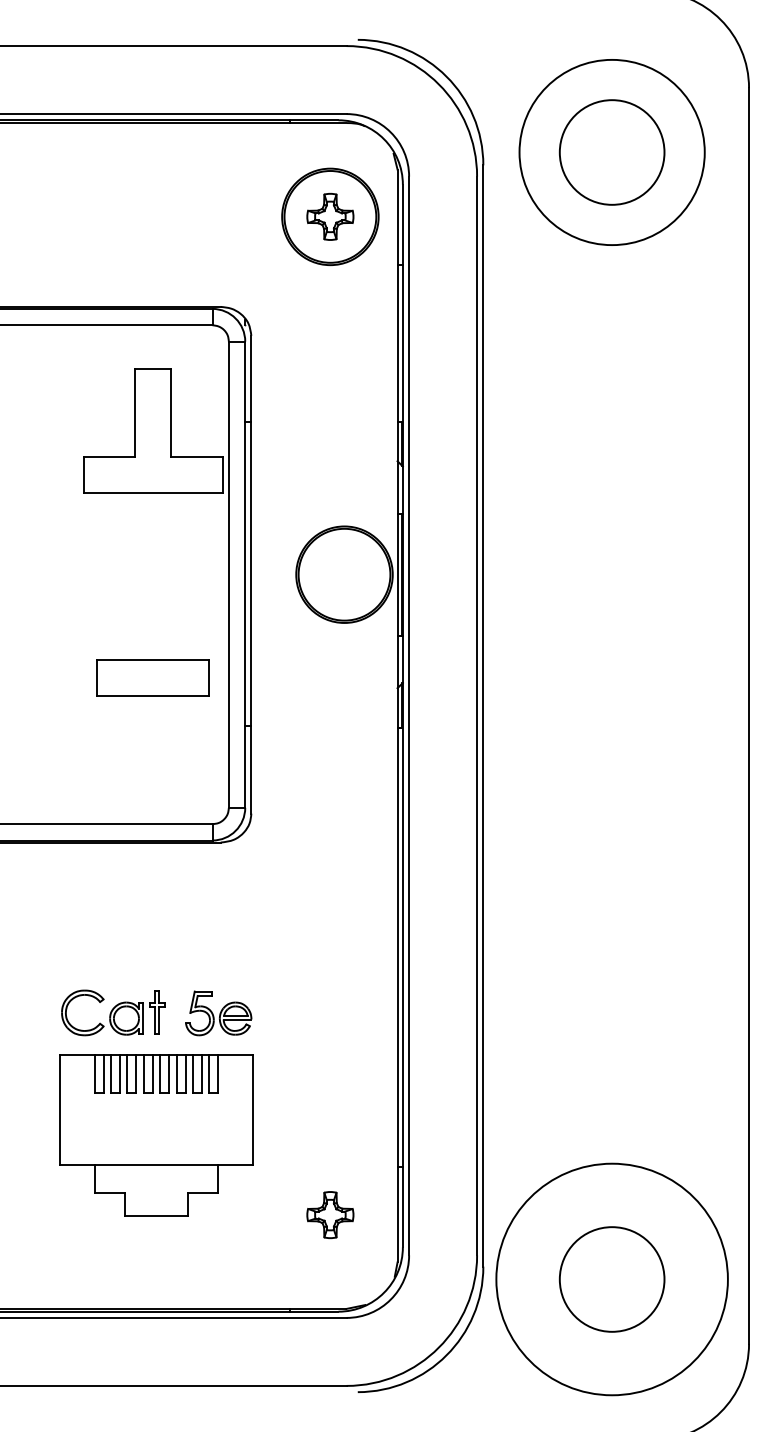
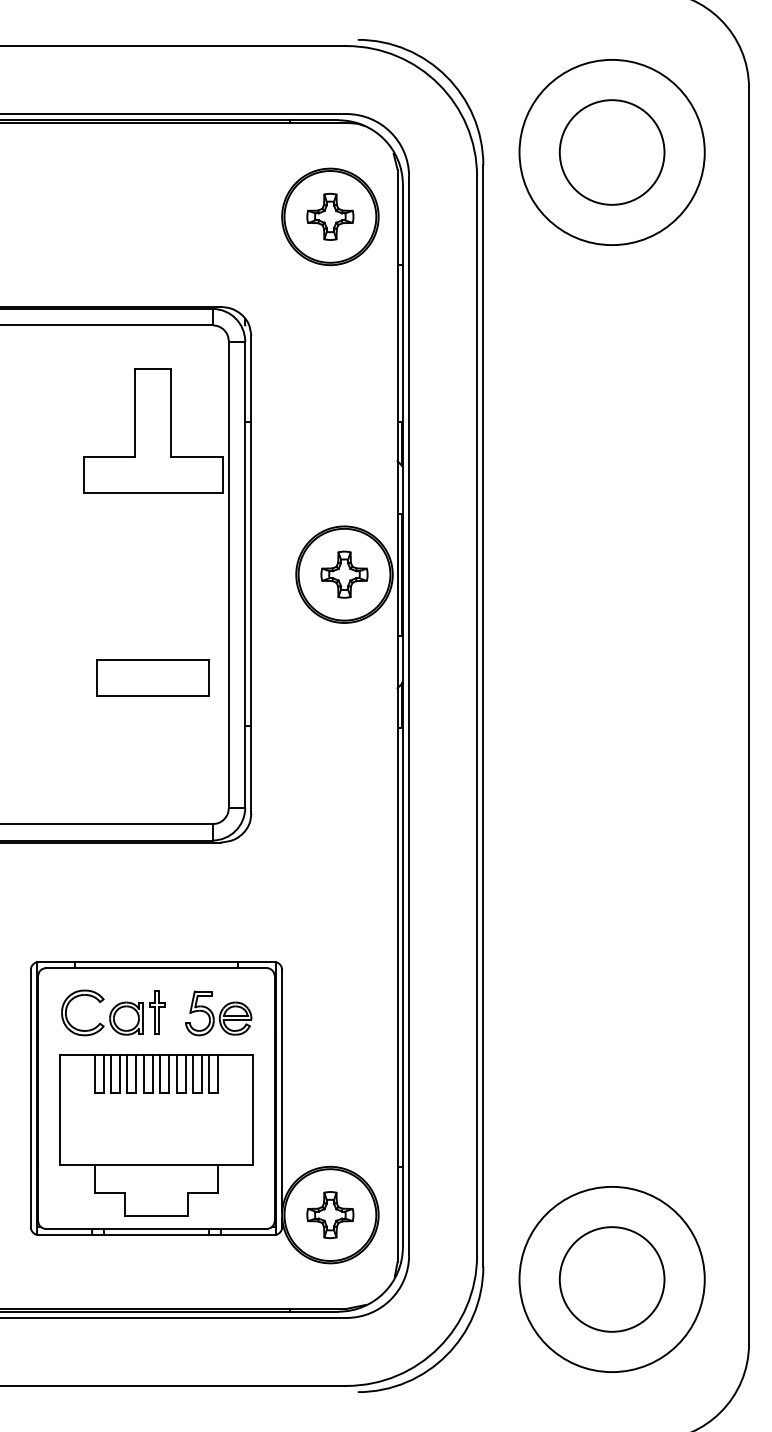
part: none -> present (344, 574)
part: none -> present (204, 1112)
circle diameter: 232 px -> 185 px (611, 1279)
